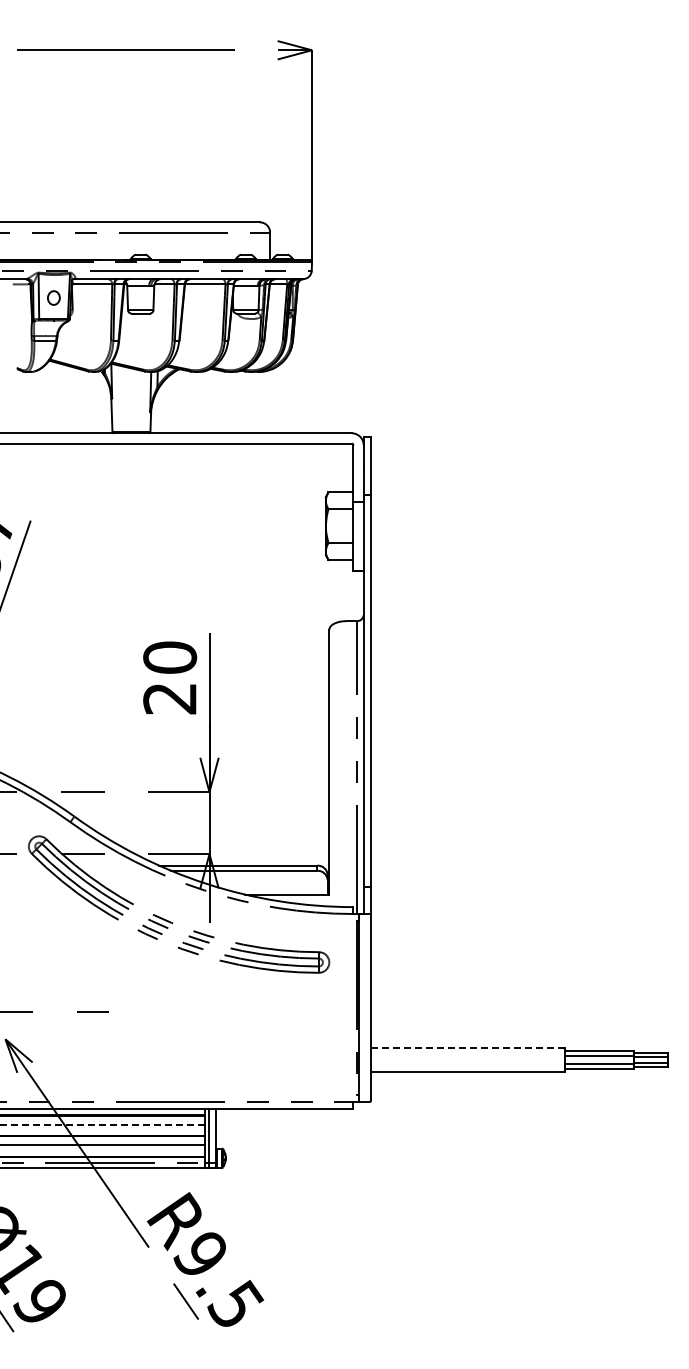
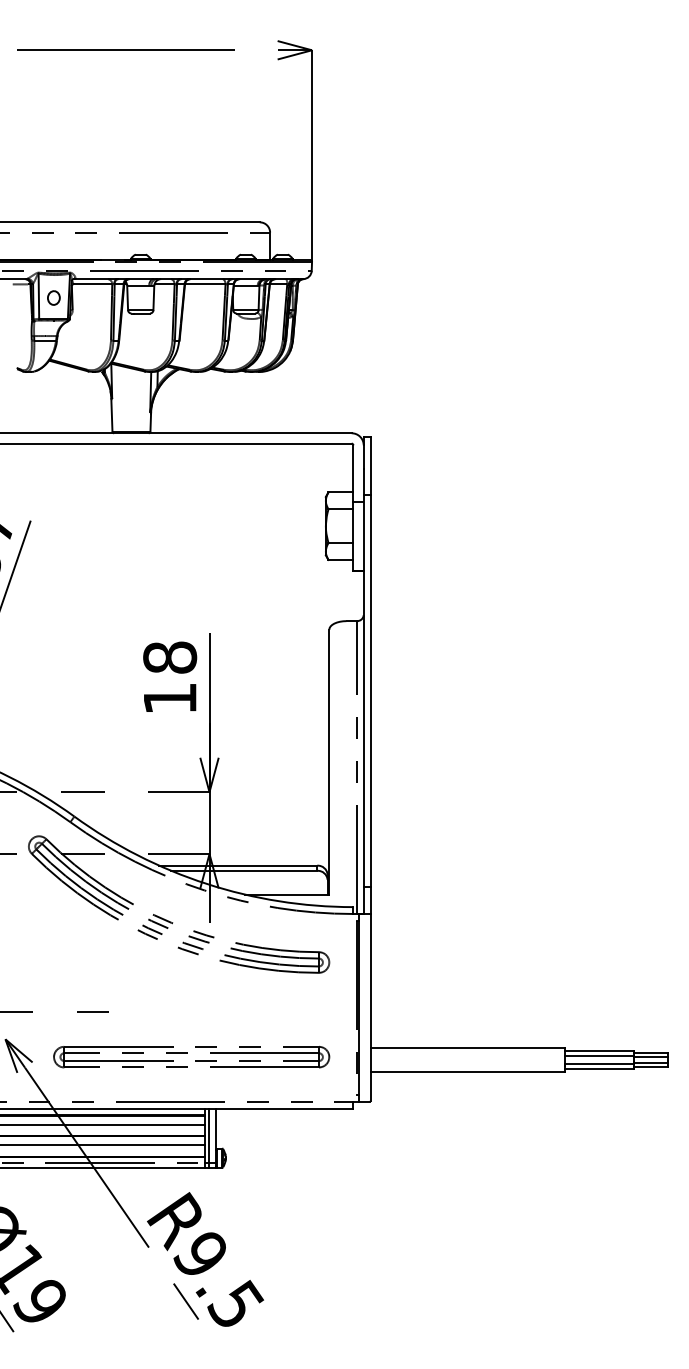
text: 20 -> 18 (169, 677)
line: dashed -> solid (467, 1048)
part: none -> present (191, 1057)
line: dashed -> solid (102, 1124)
